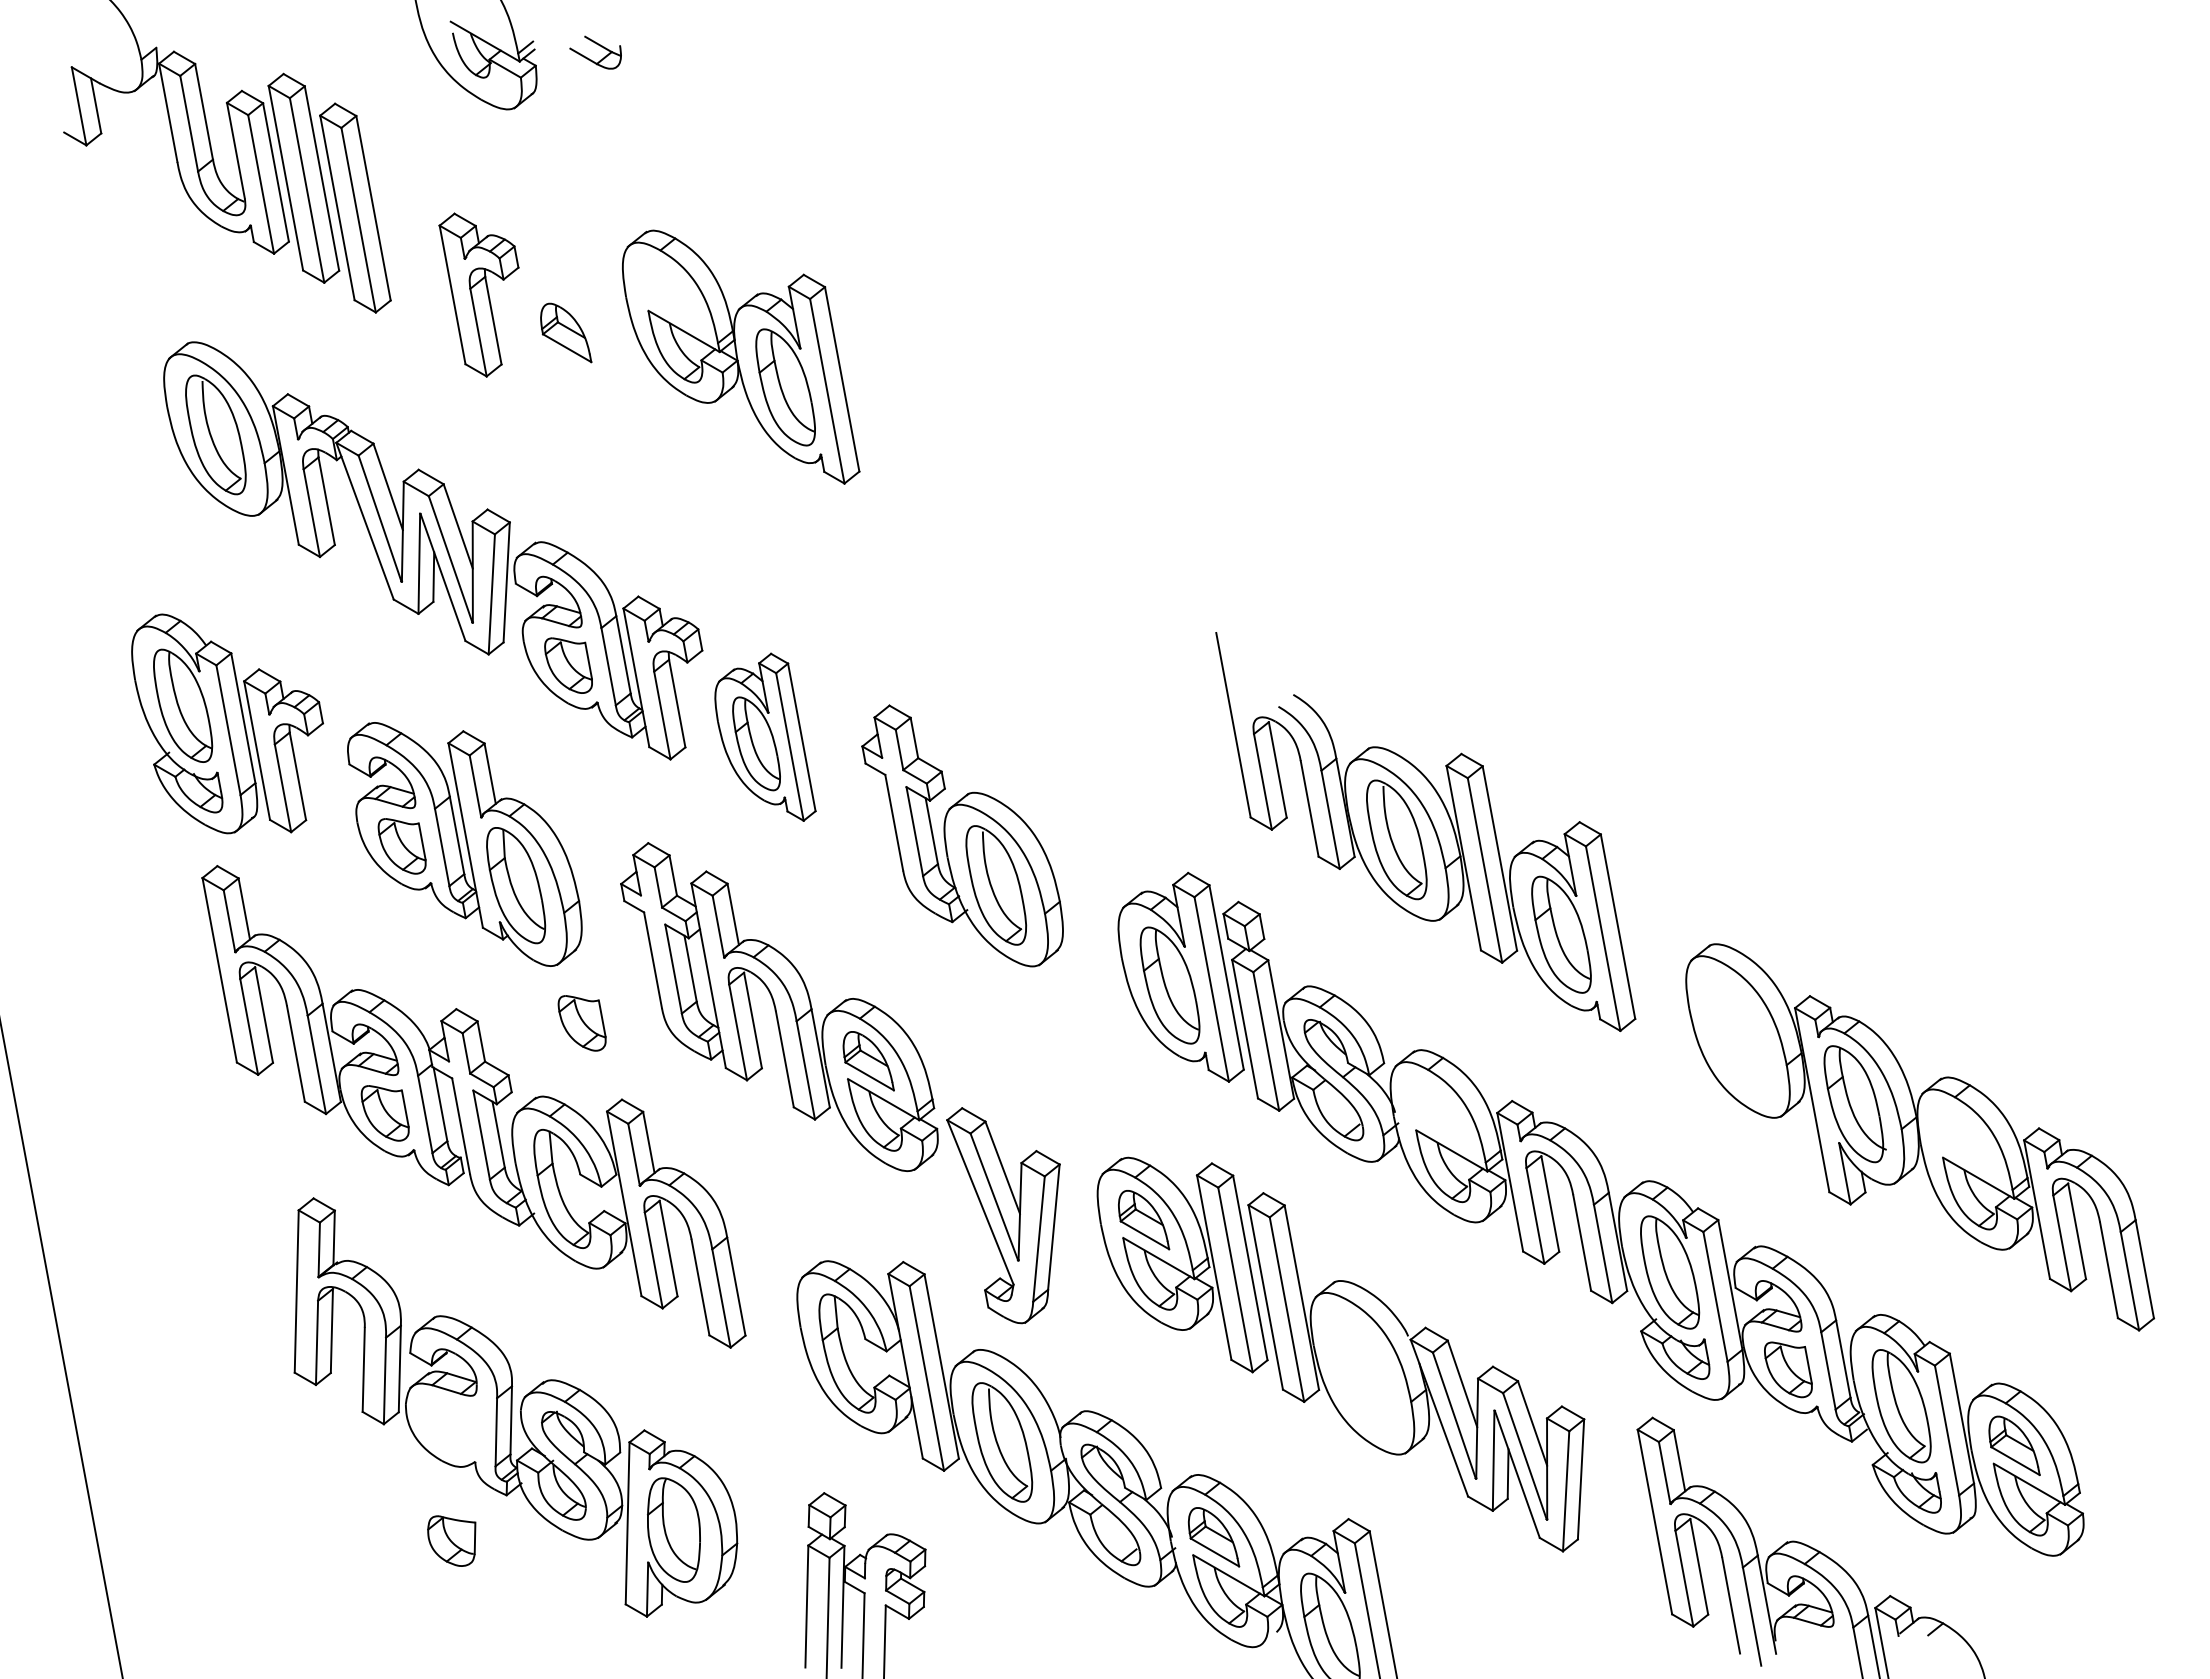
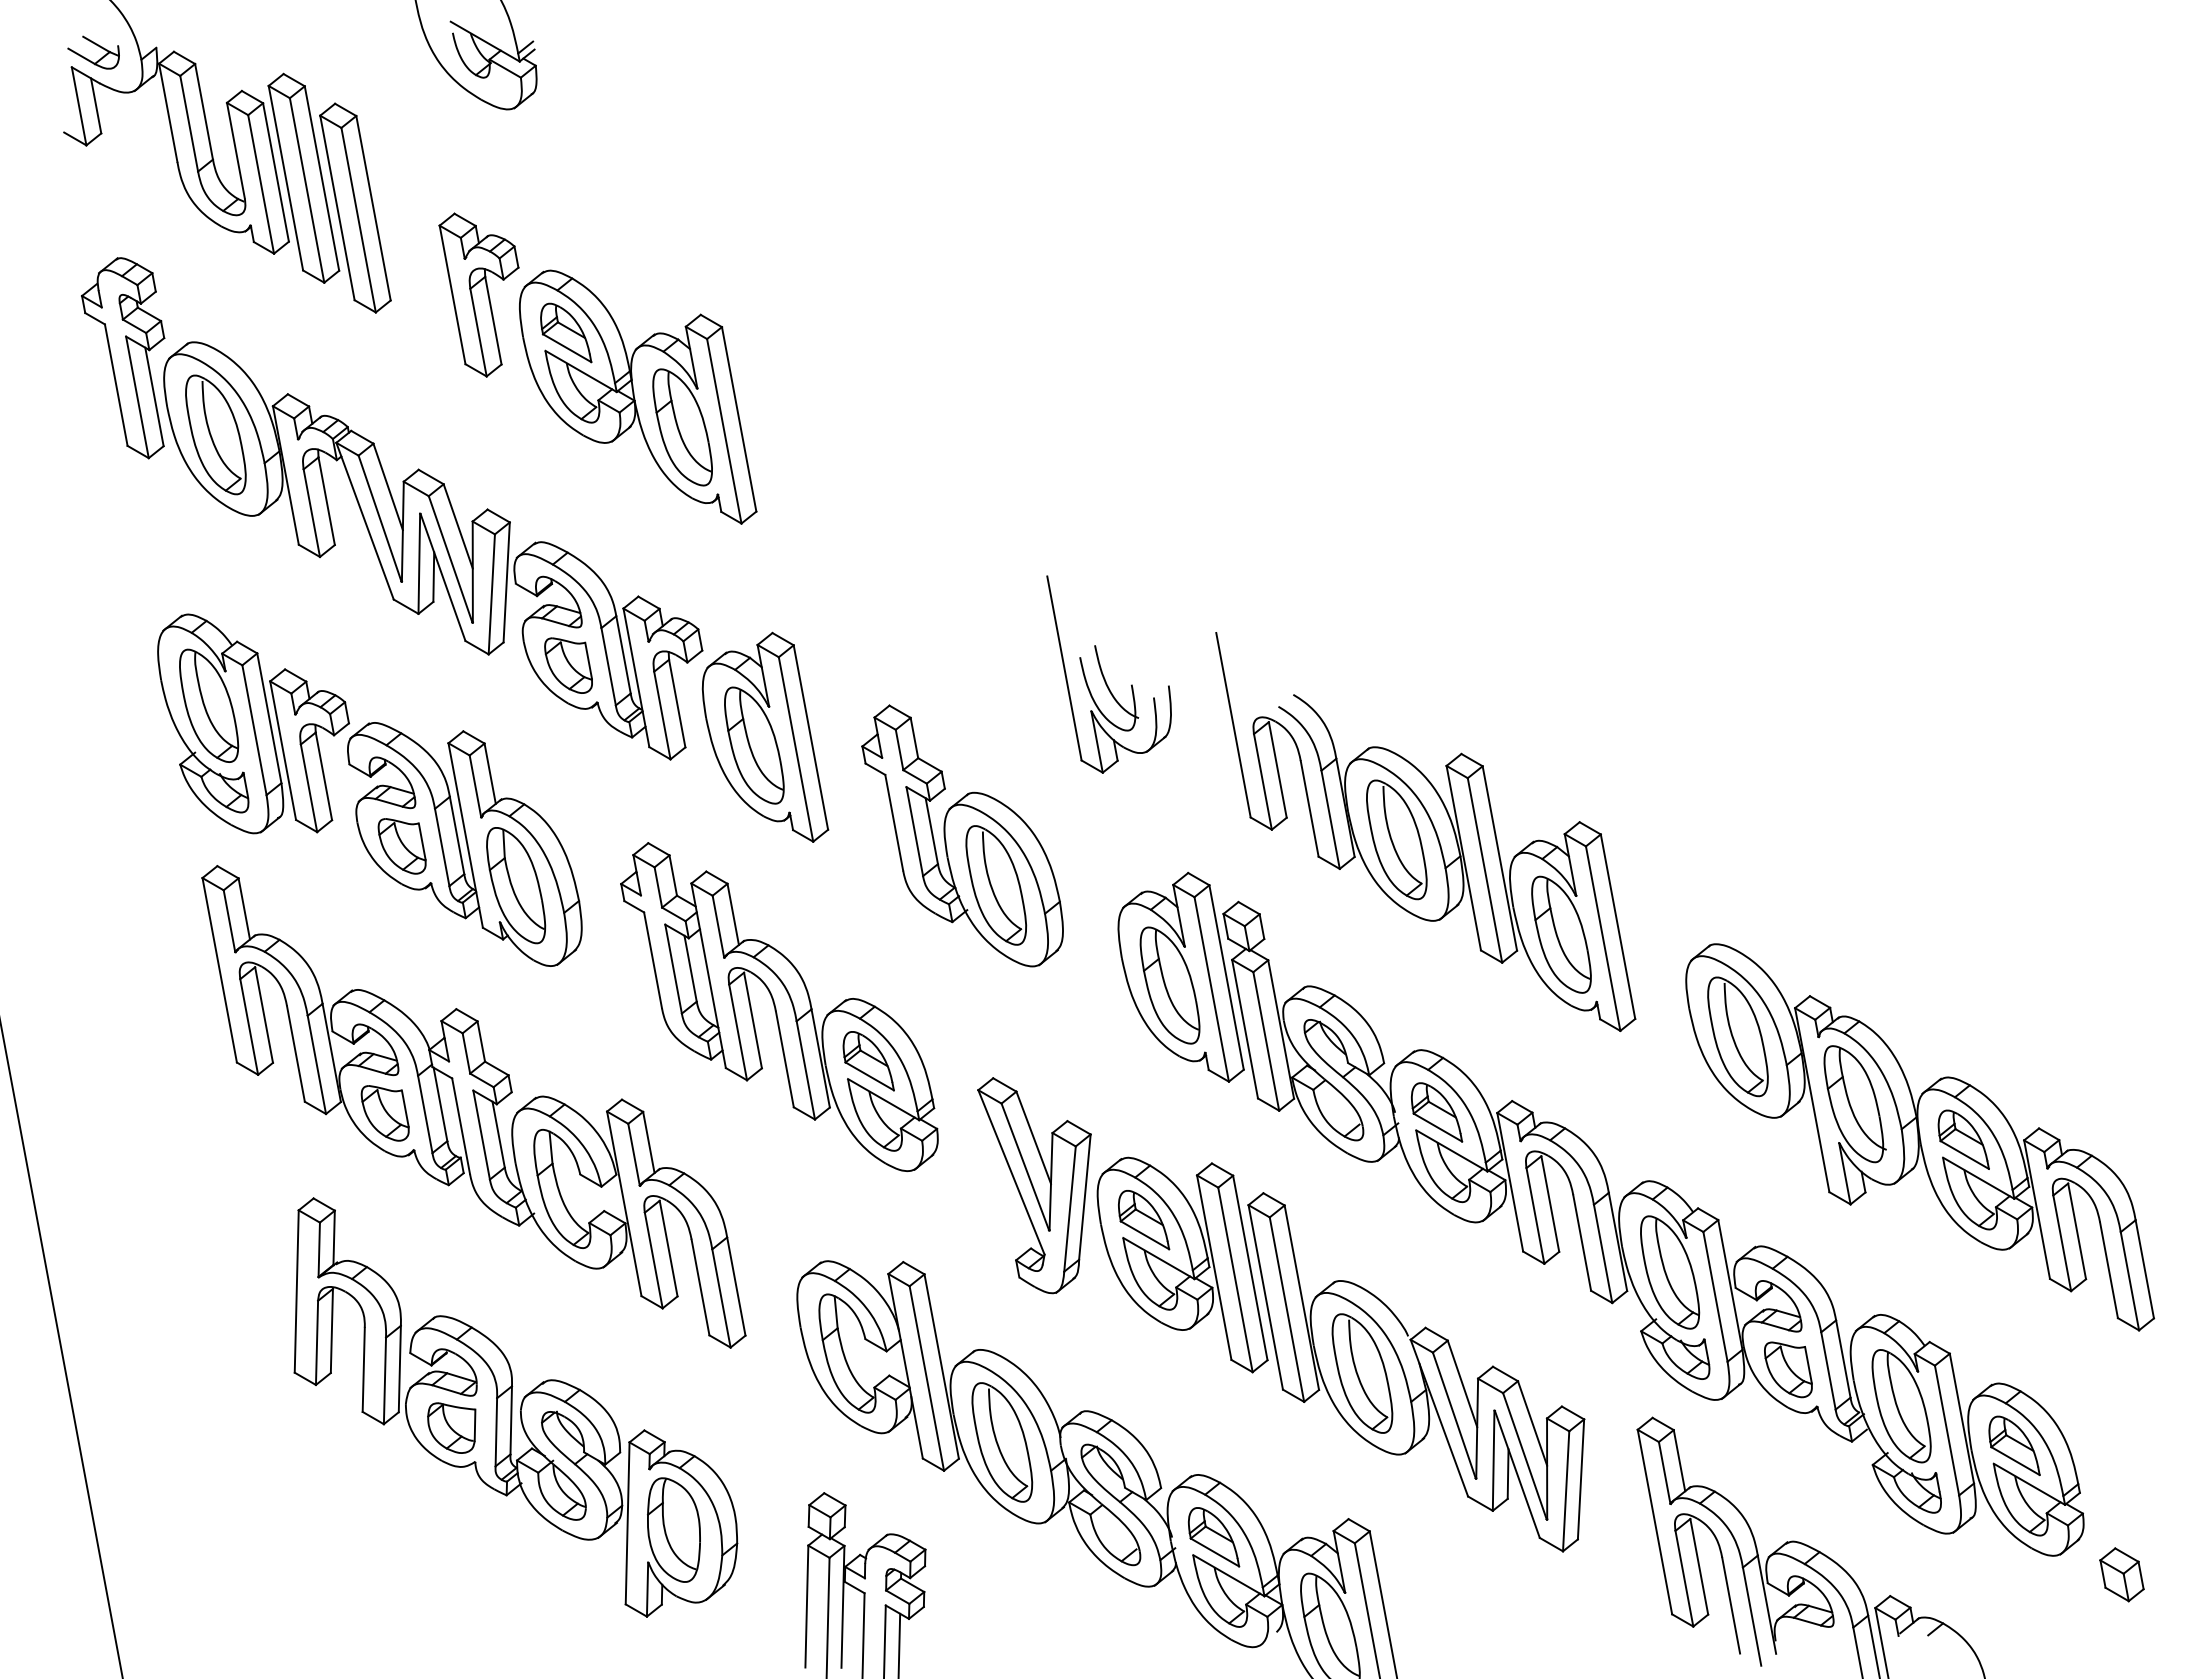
part position: (599, 46) -> (97, 46) (97, 46)
part position: (741, 356) -> (638, 396) (638, 396)
part: none -> present (123, 358)
part: none -> present (1108, 674)
part position: (227, 723) -> (253, 723) (253, 723)
part size: 103x170 px -> 129x212 px (765, 736)
part: present -> none (581, 1023)
part: none -> present (1737, 1036)
part: none -> present (1436, 1112)
part: none -> present (1963, 1139)
part position: (1003, 1215) -> (1034, 1185) (1034, 1185)
part: none -> present (1362, 1373)
part position: (451, 1540) -> (451, 1427) (451, 1427)
part: none -> present (2121, 1574)
line: none -> present (899, 1644)
